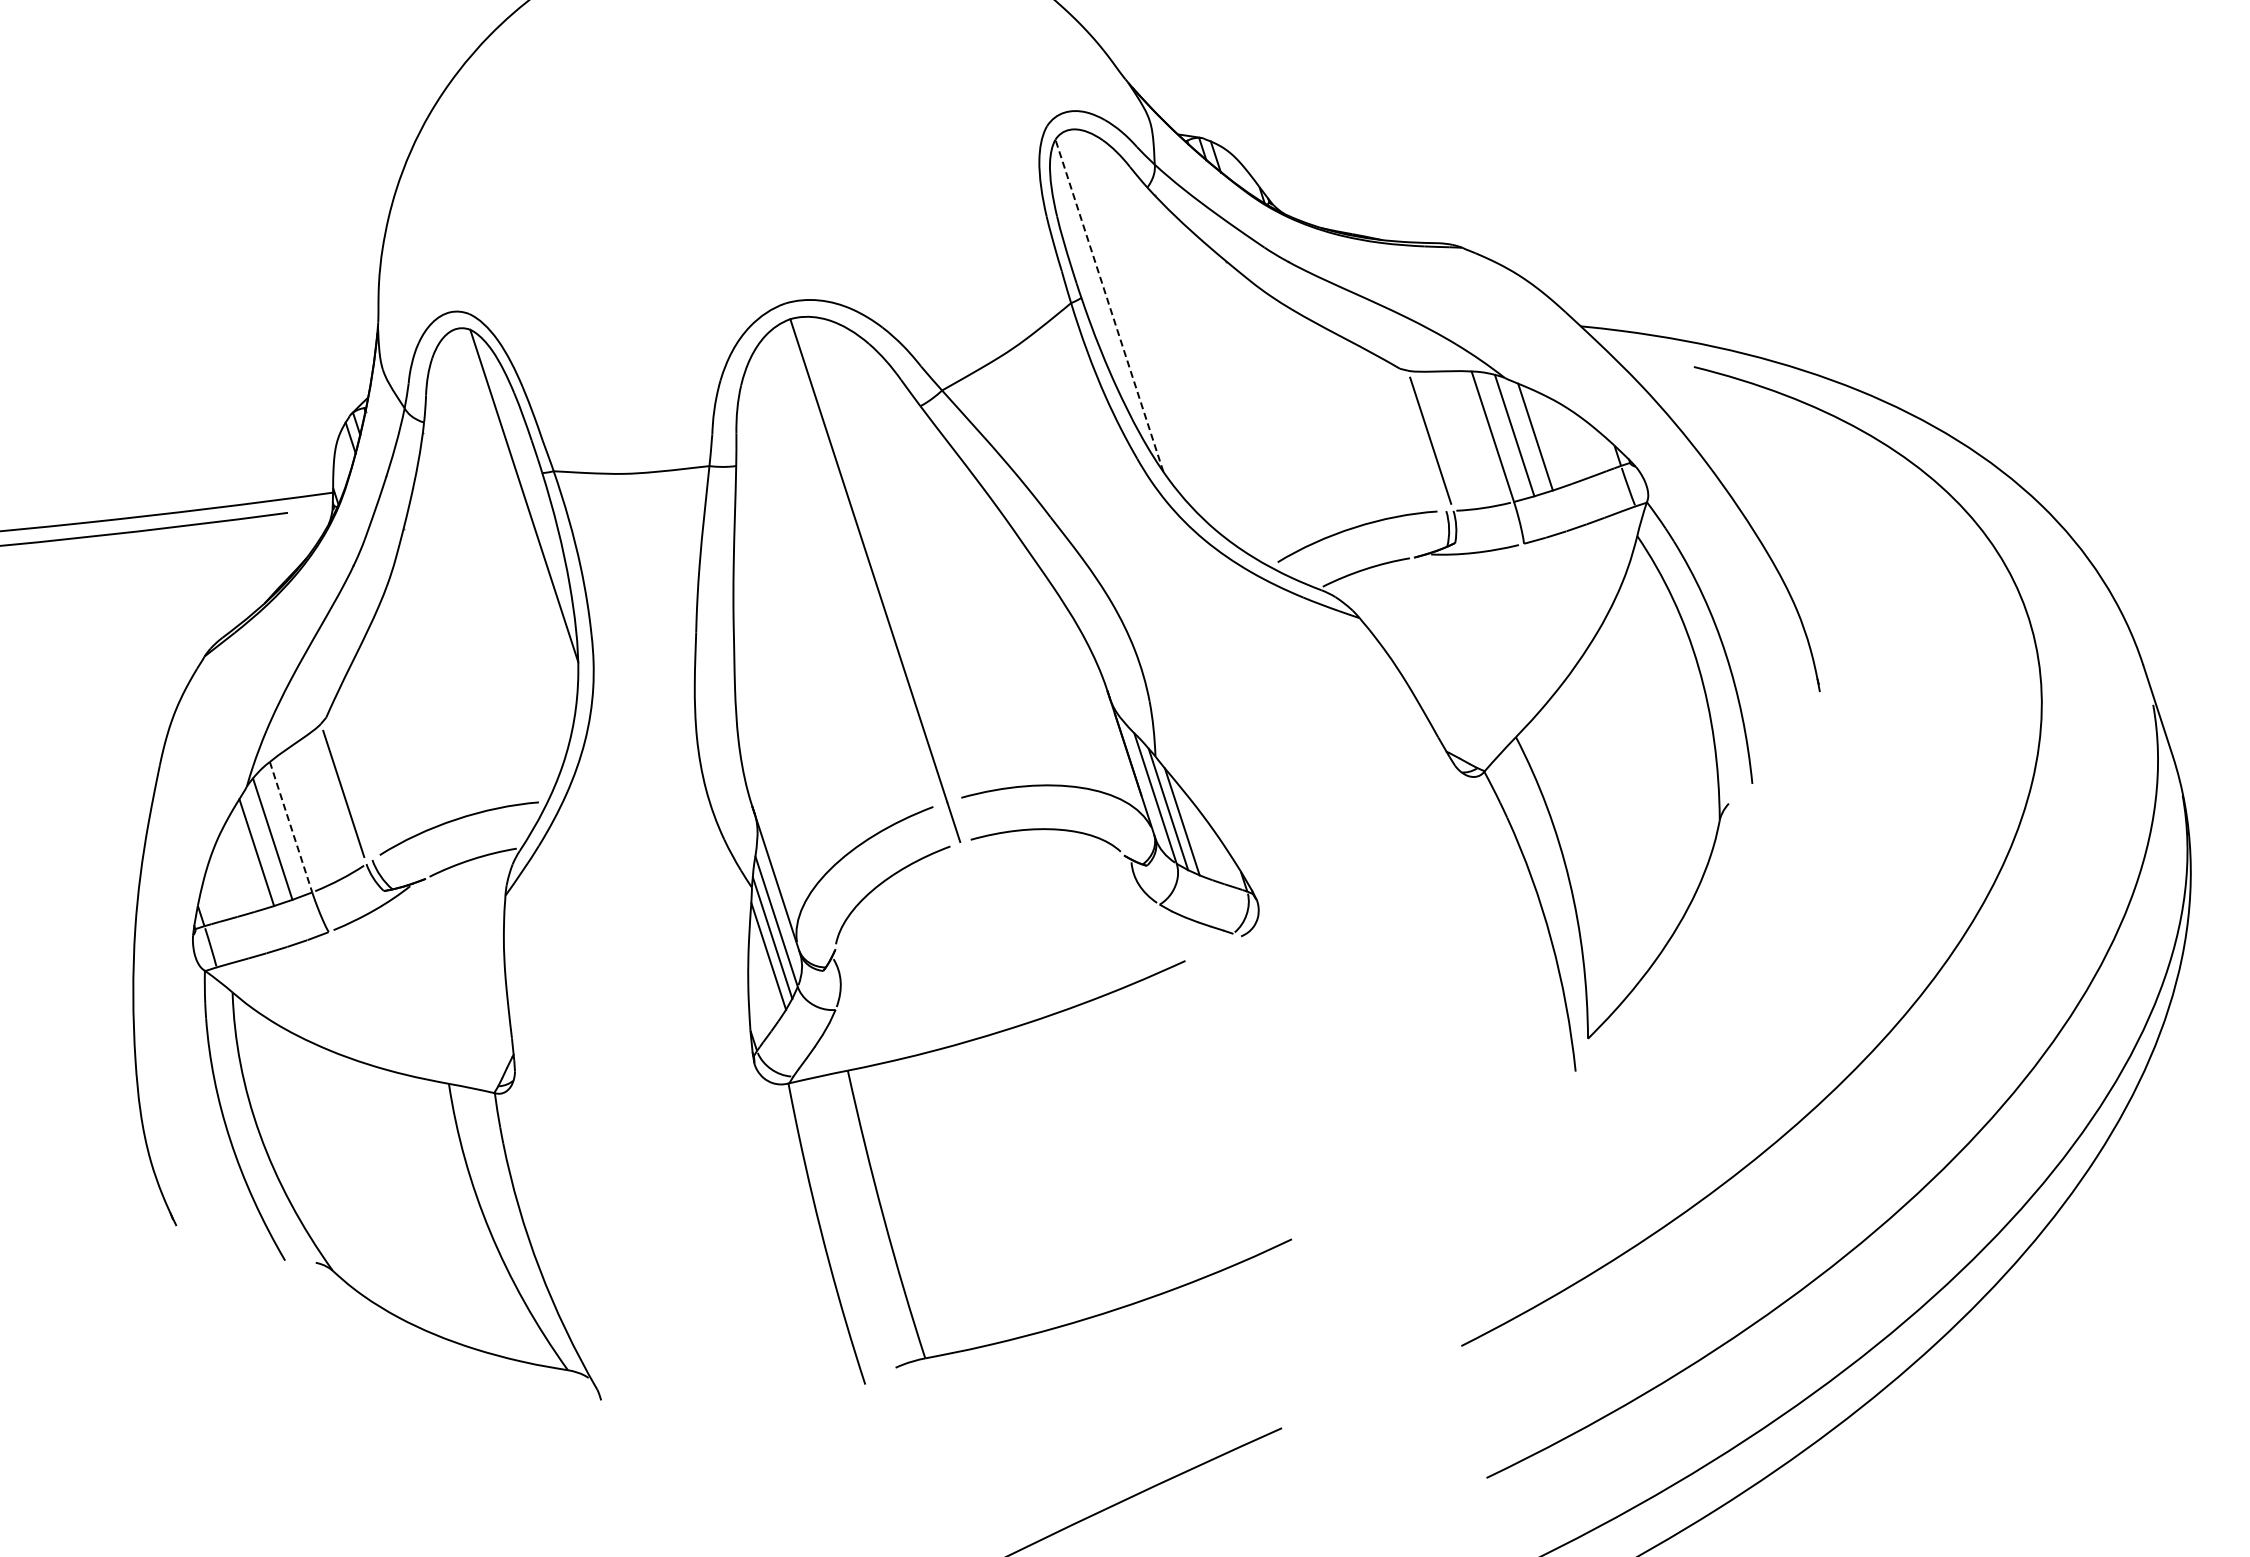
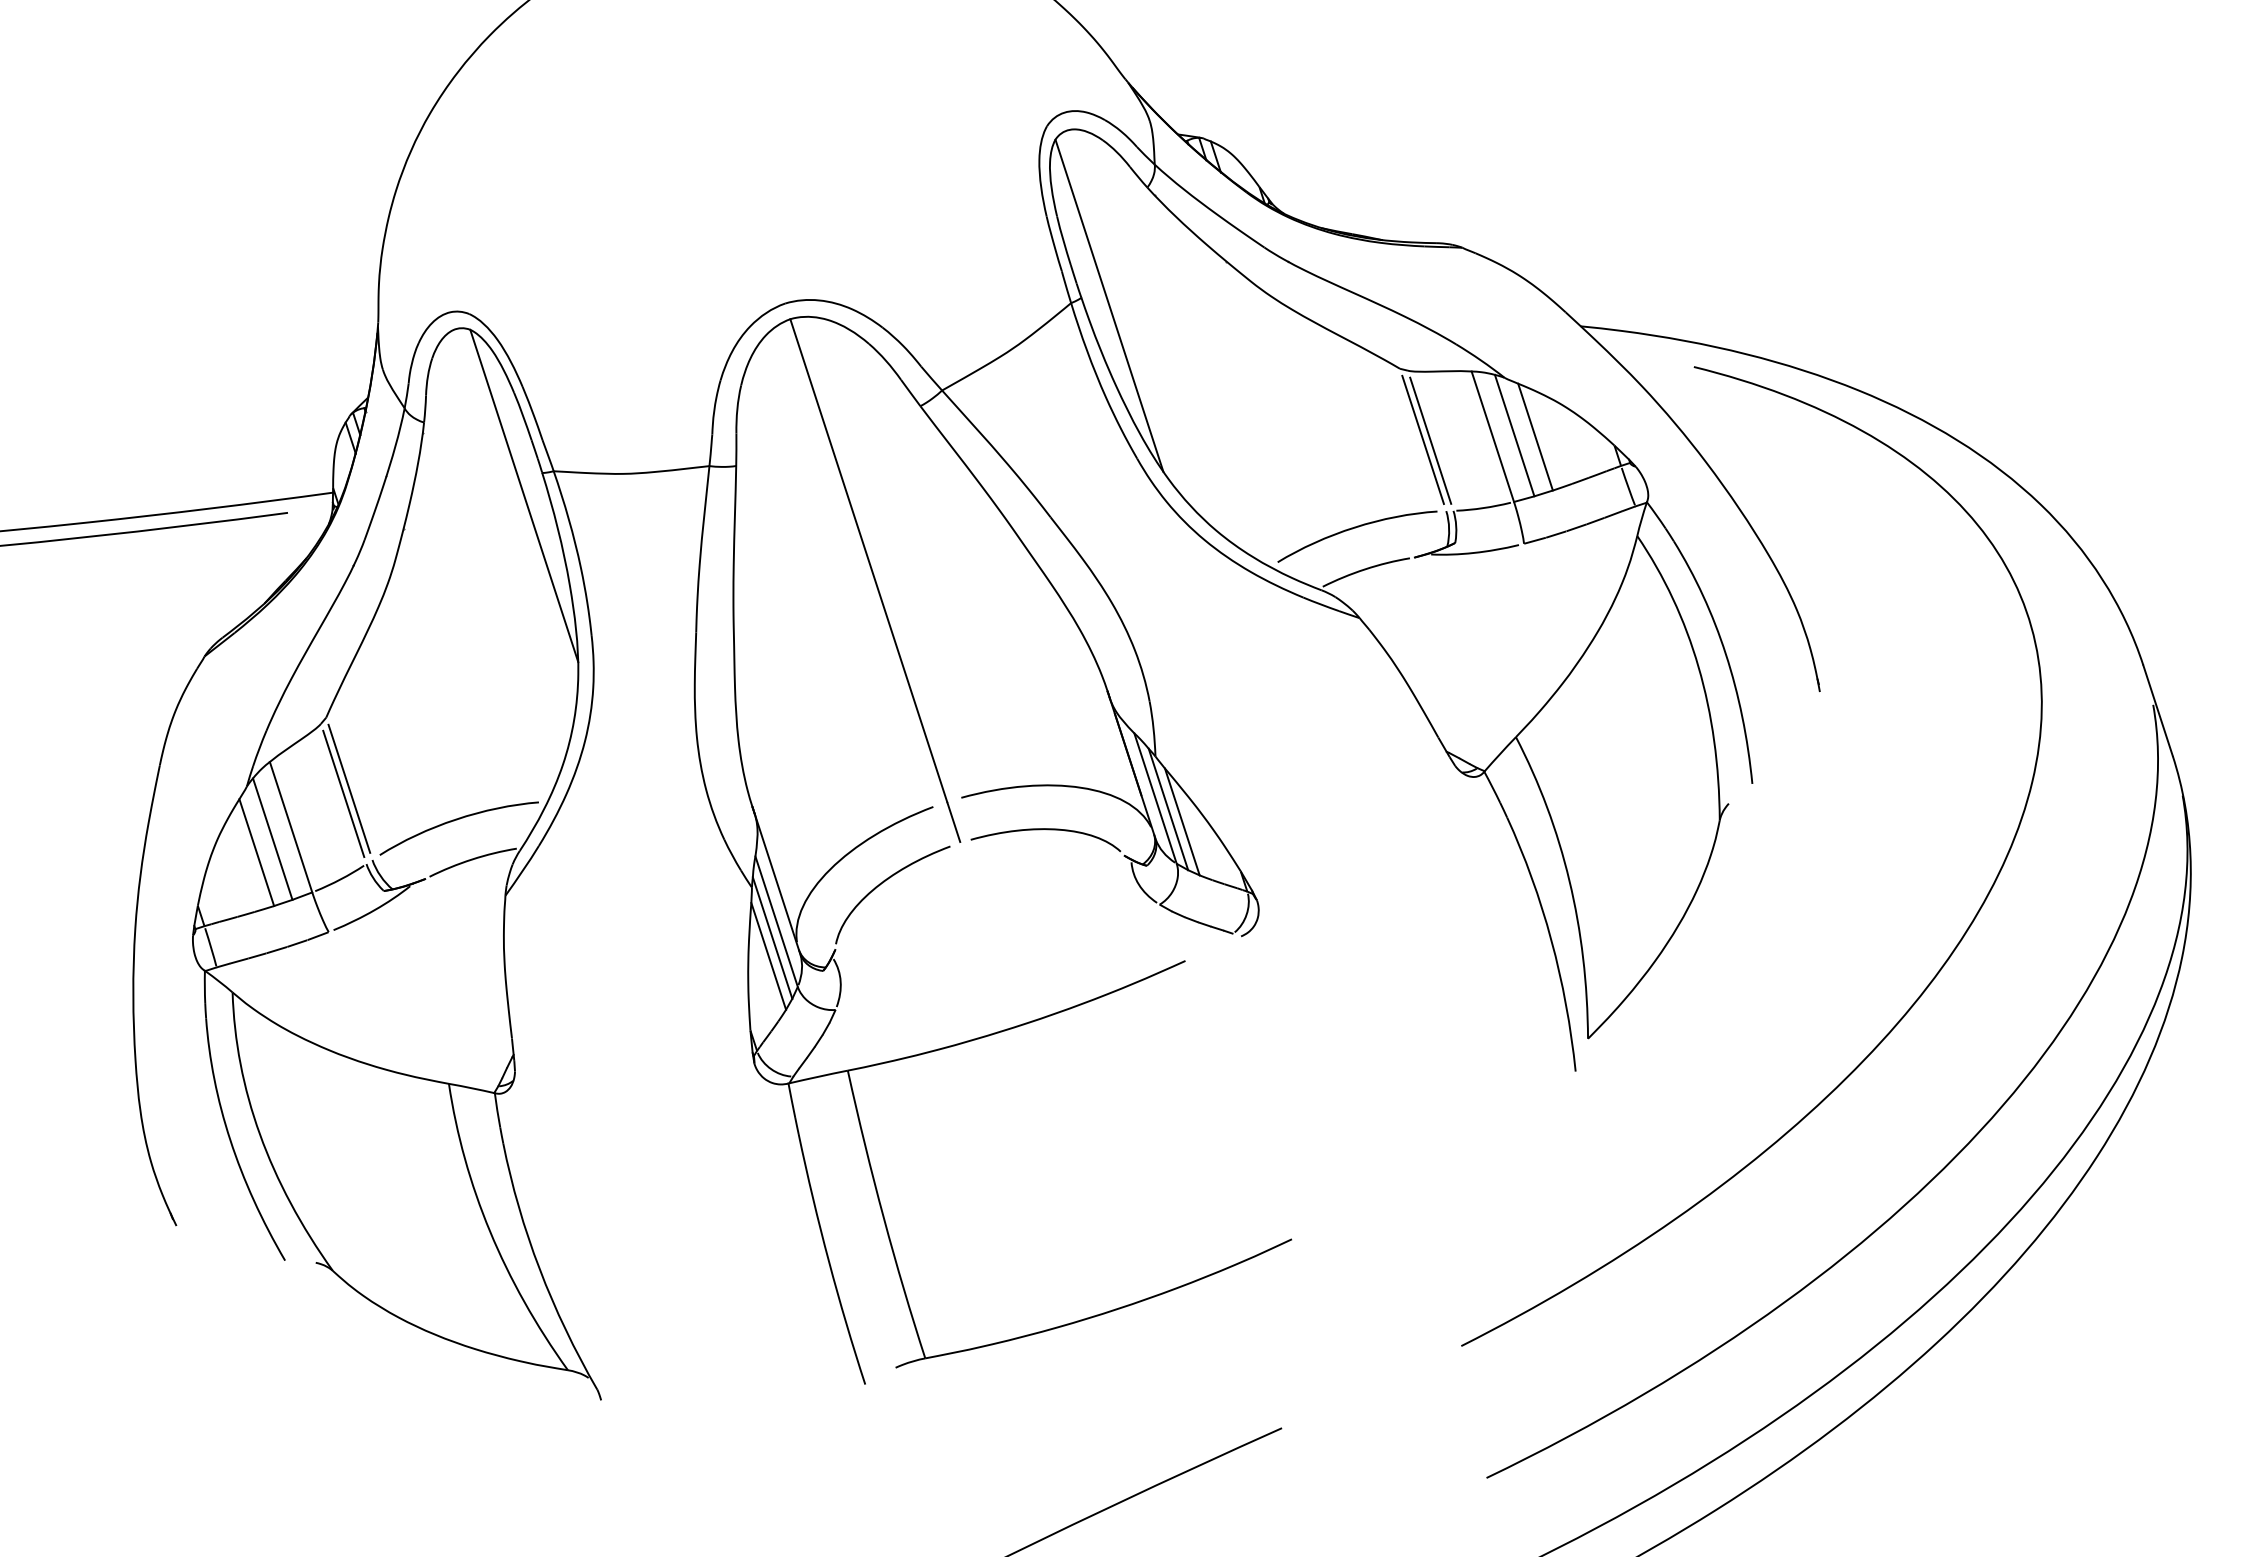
line: dashed -> solid (1109, 305)
line: none -> present (1422, 439)
line: none -> present (349, 788)
line: dashed -> solid (291, 827)
